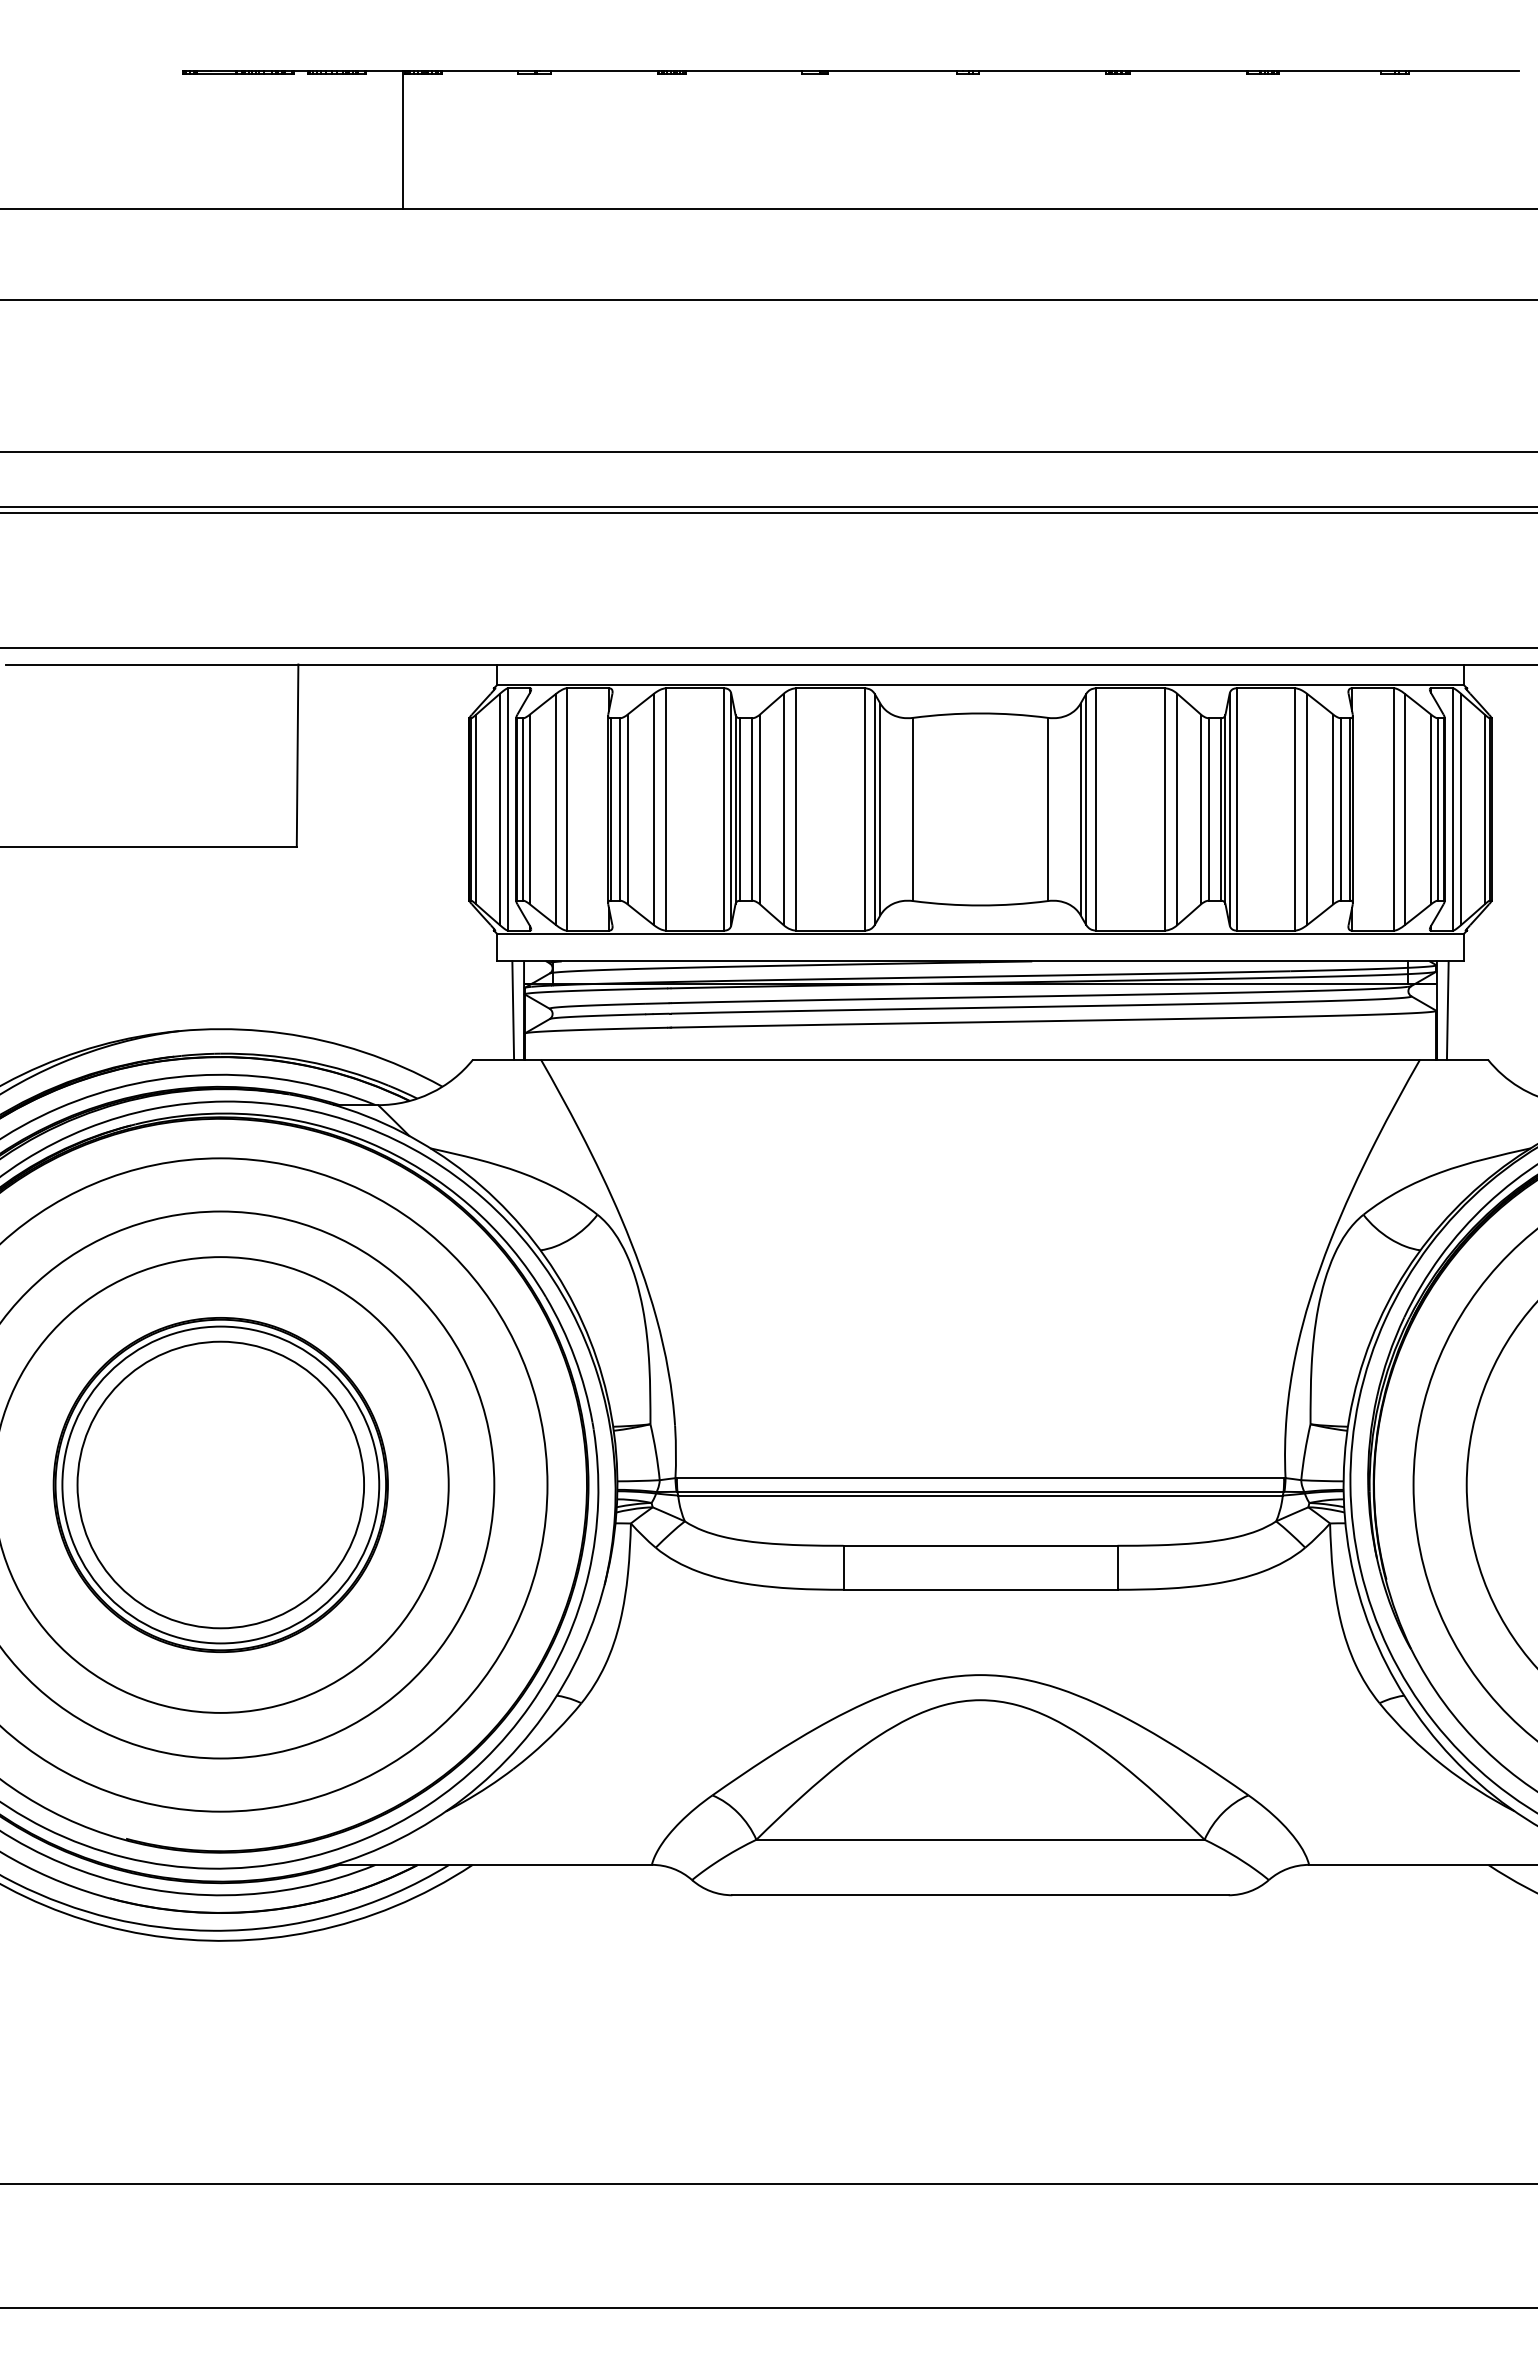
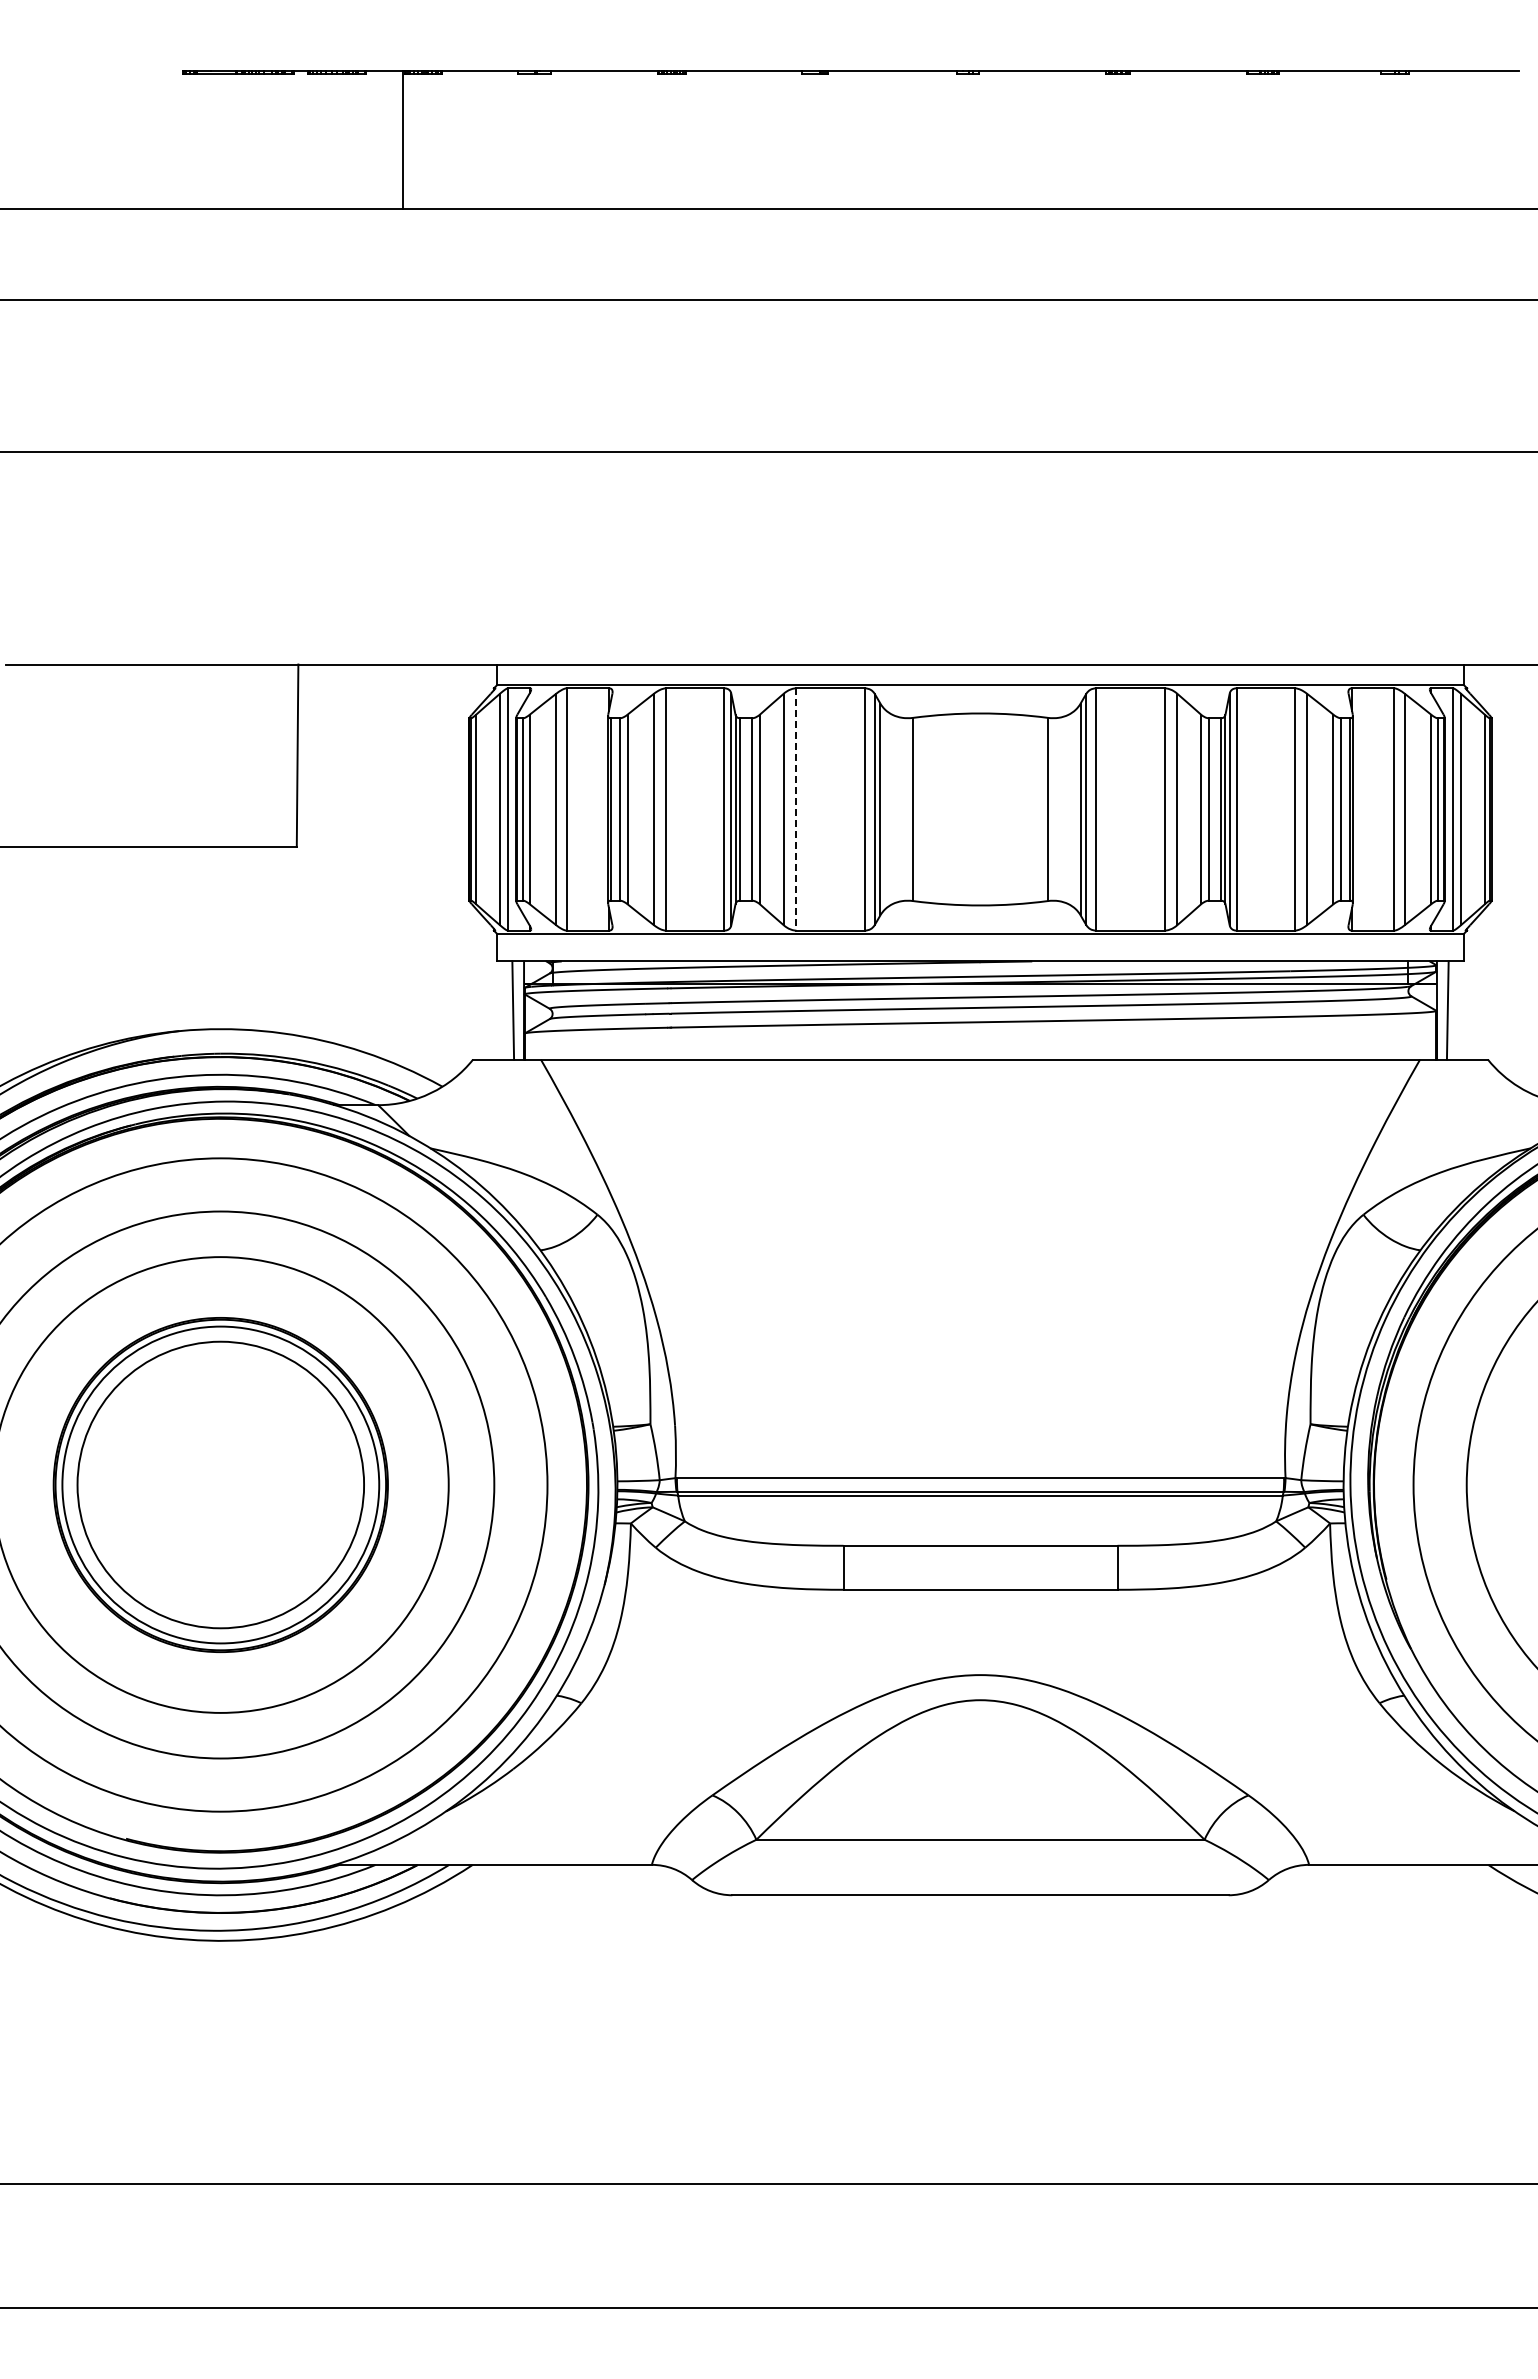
line: present -> none (768, 506)
line: present -> none (768, 512)
line: present -> none (768, 648)
line: solid -> dashed (796, 809)
